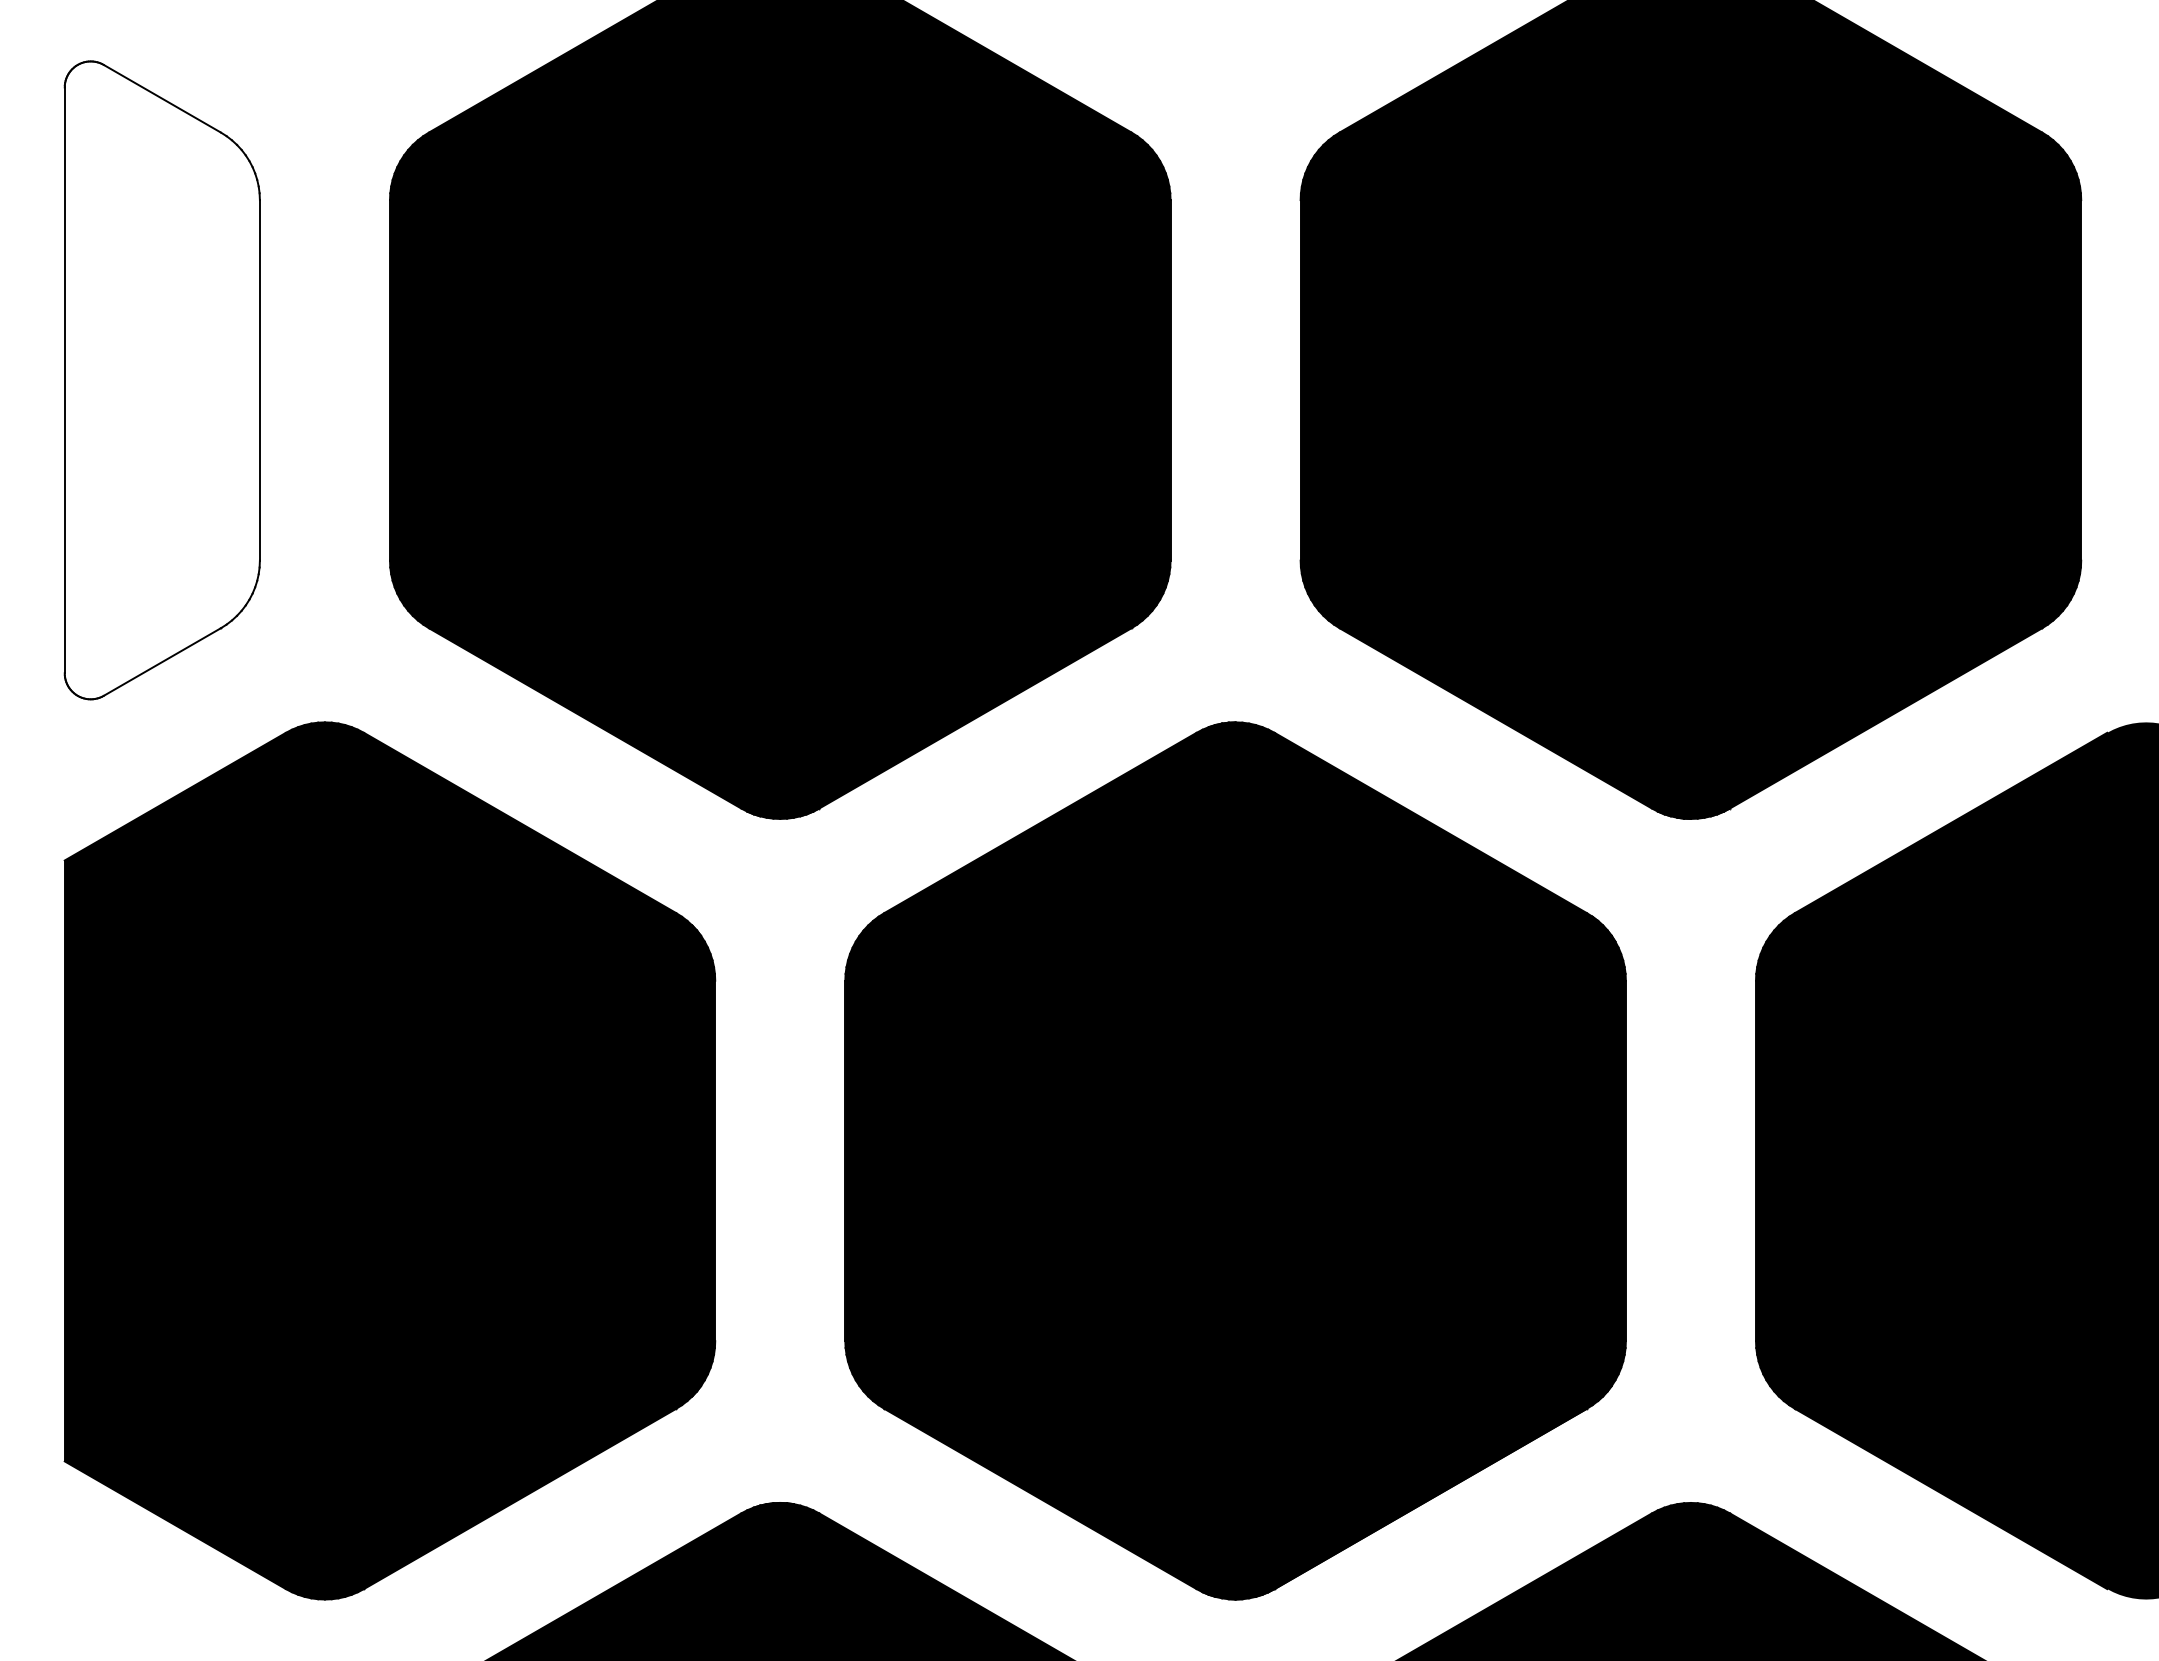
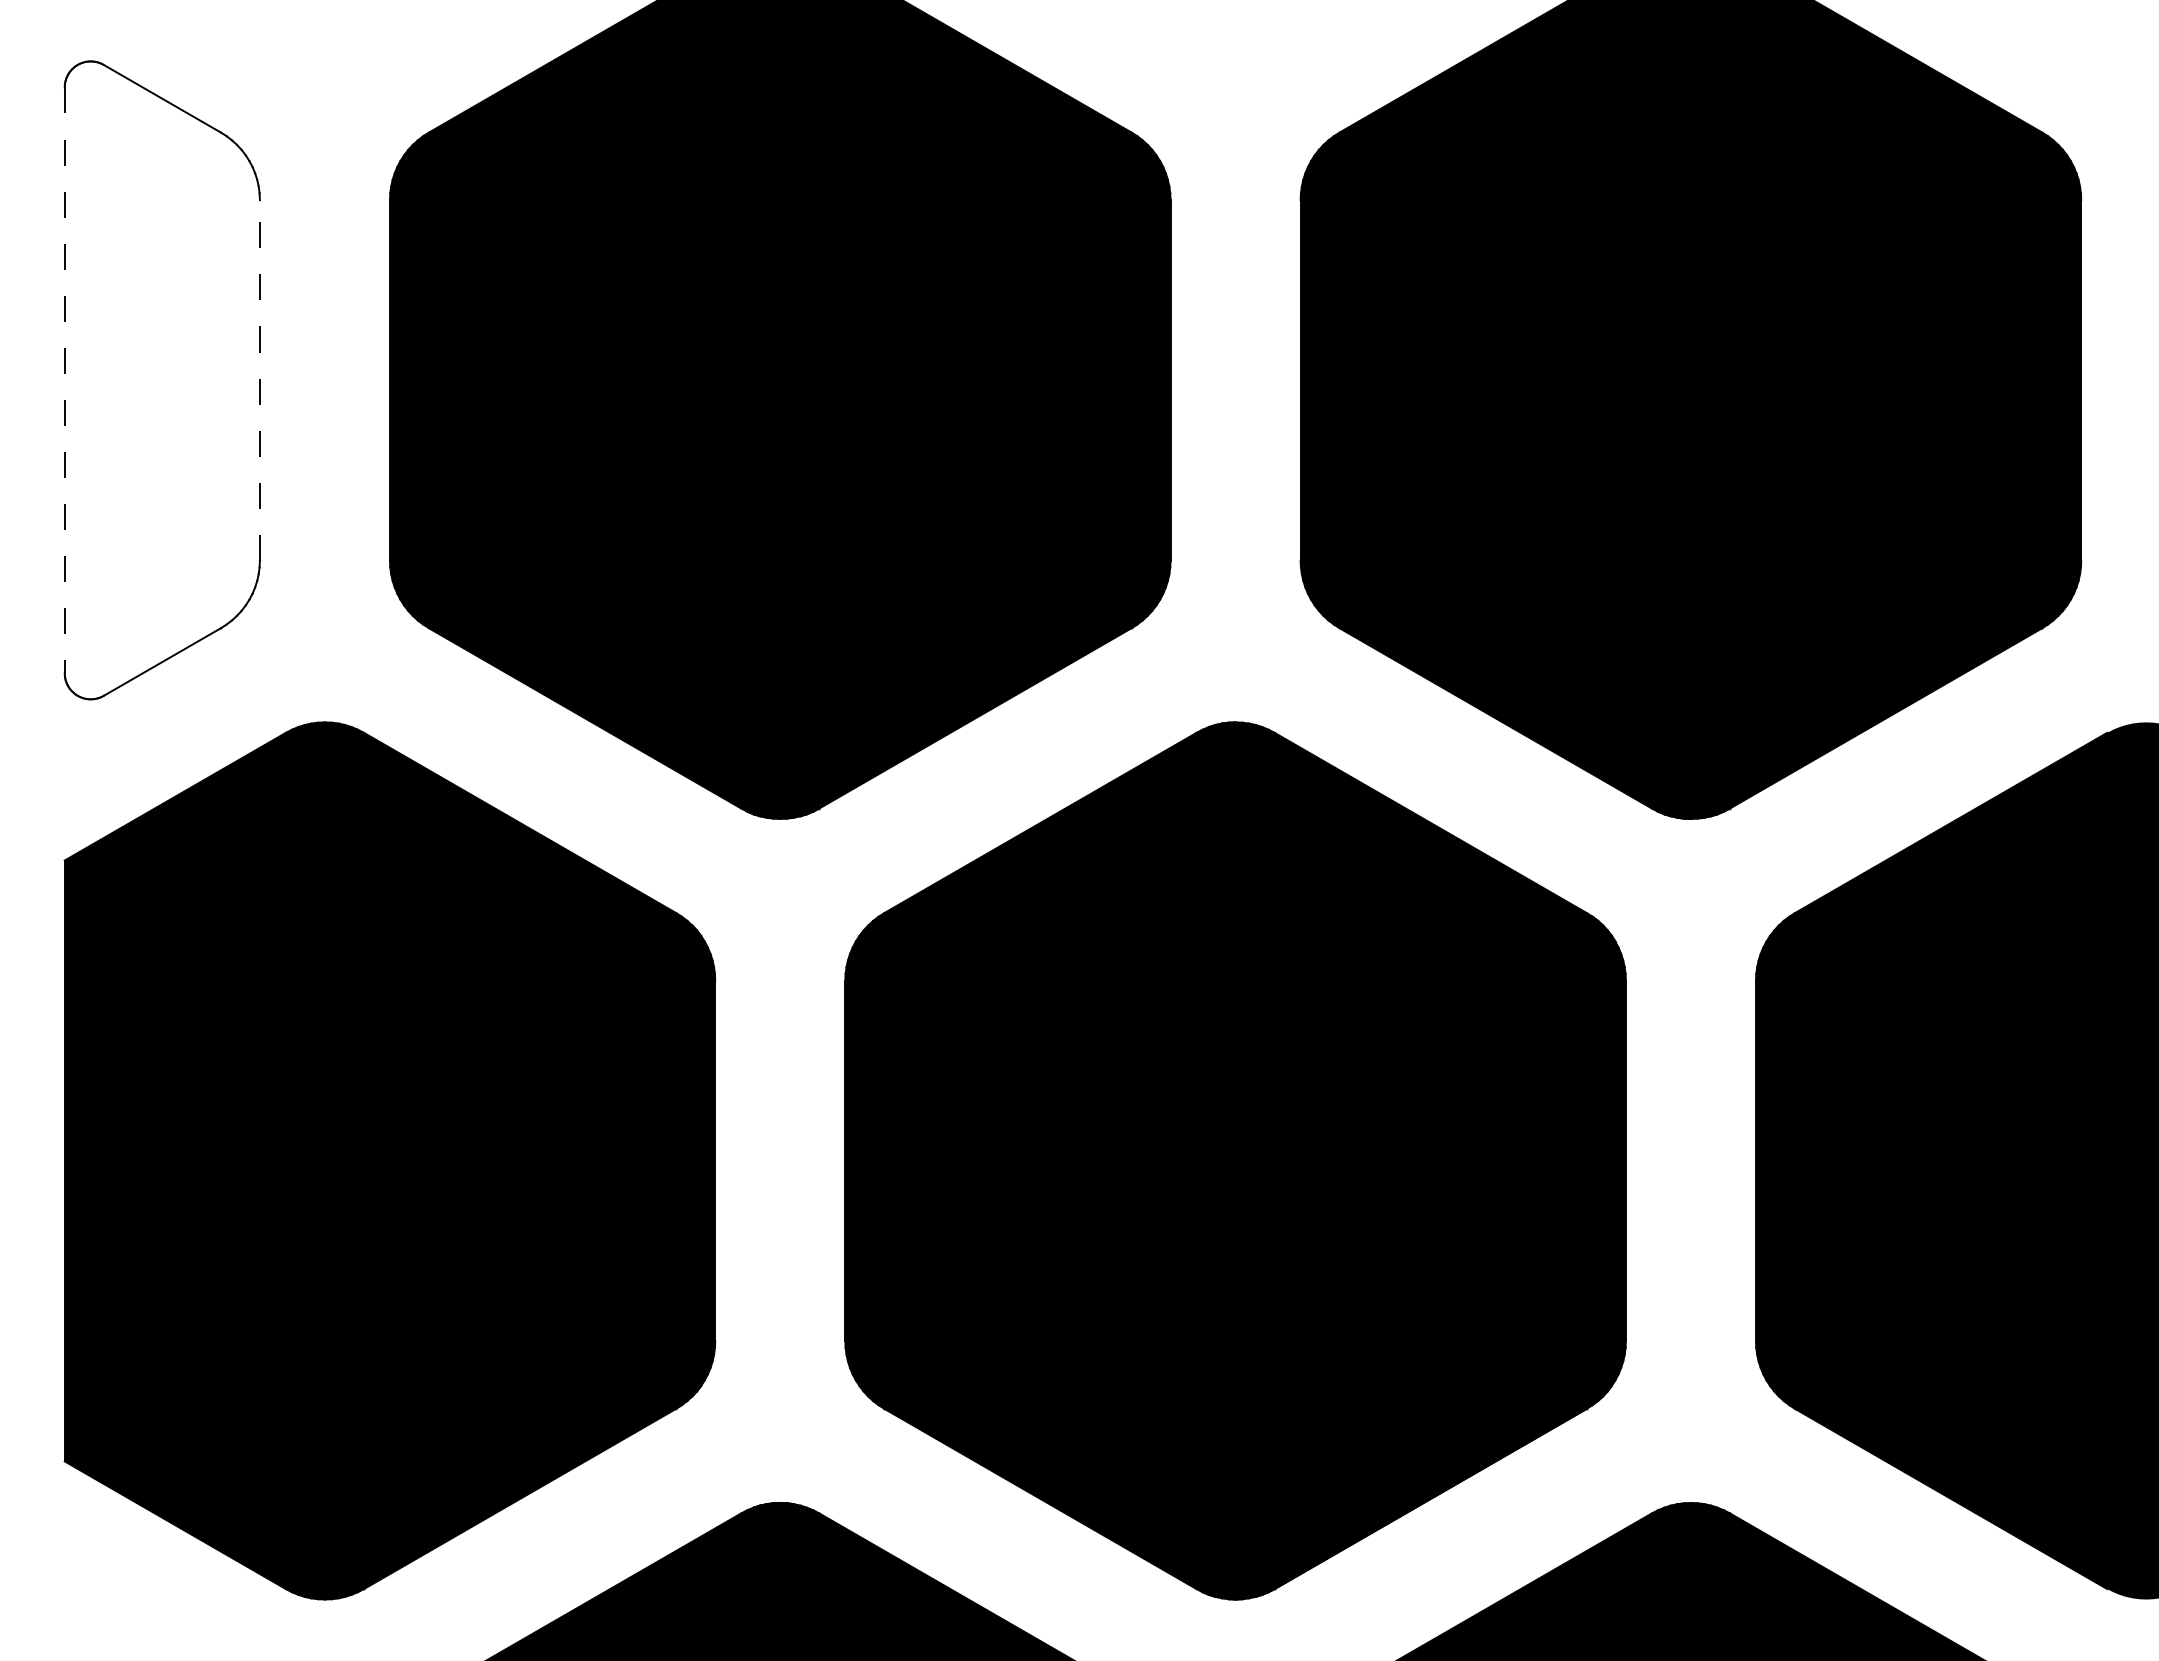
line: solid -> dashed (259, 379)
line: solid -> dashed (64, 380)
